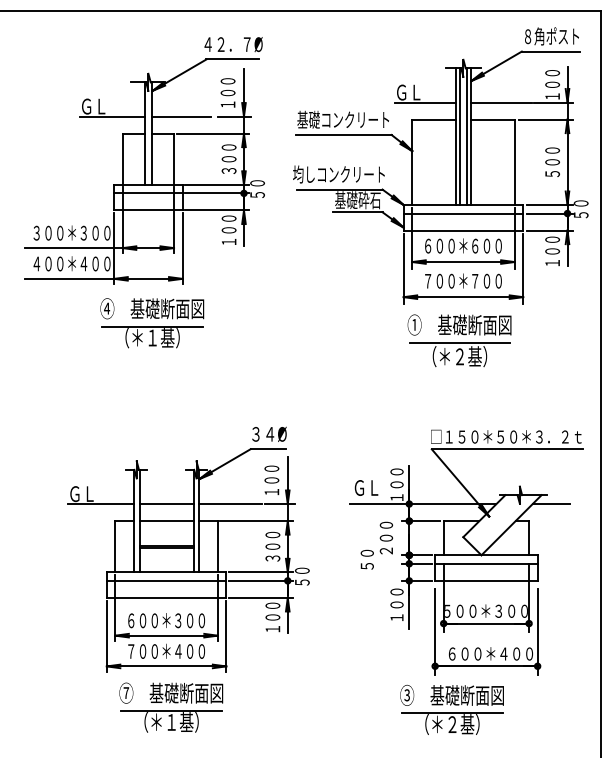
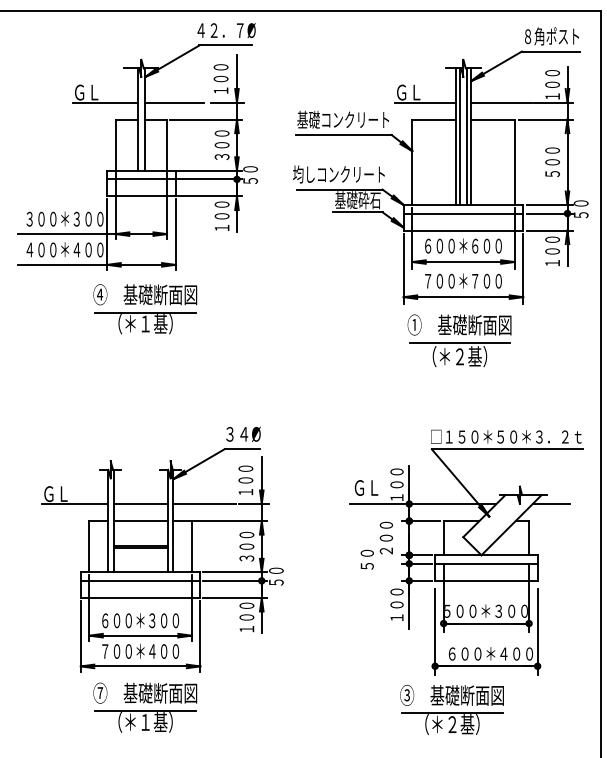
part position: (144, 192) -> (137, 178) (137, 178)
part position: (188, 579) -> (162, 579) (162, 579)
